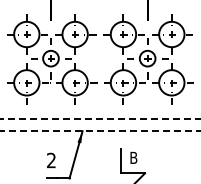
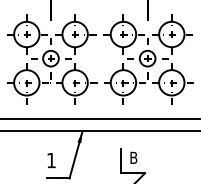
line: dashed -> solid (100, 119)
line: dashed -> solid (100, 131)
text: 2 -> 1 (51, 160)
